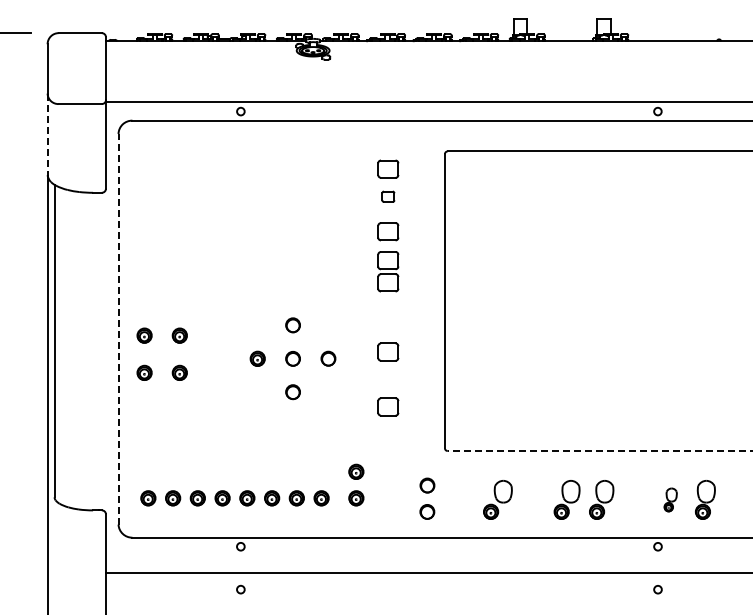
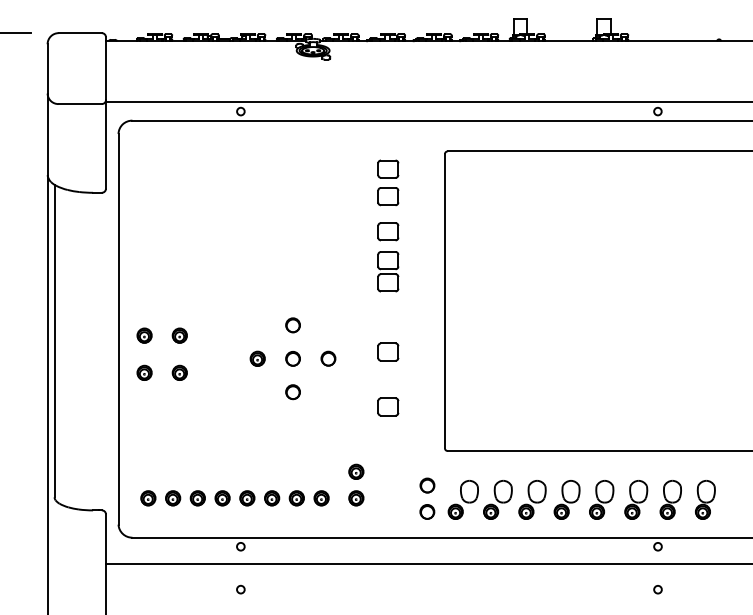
line: dashed -> solid (47, 135)
part size: 15x13 px -> 23x20 px (388, 196)
line: dashed -> solid (118, 328)
line: dashed -> solid (599, 451)
part: none -> present (462, 499)
part: none -> present (532, 499)
part: none -> present (636, 499)
part size: 15x26 px -> 23x40 px (670, 499)
line position: (427, 573) -> (427, 564) (427, 564)
